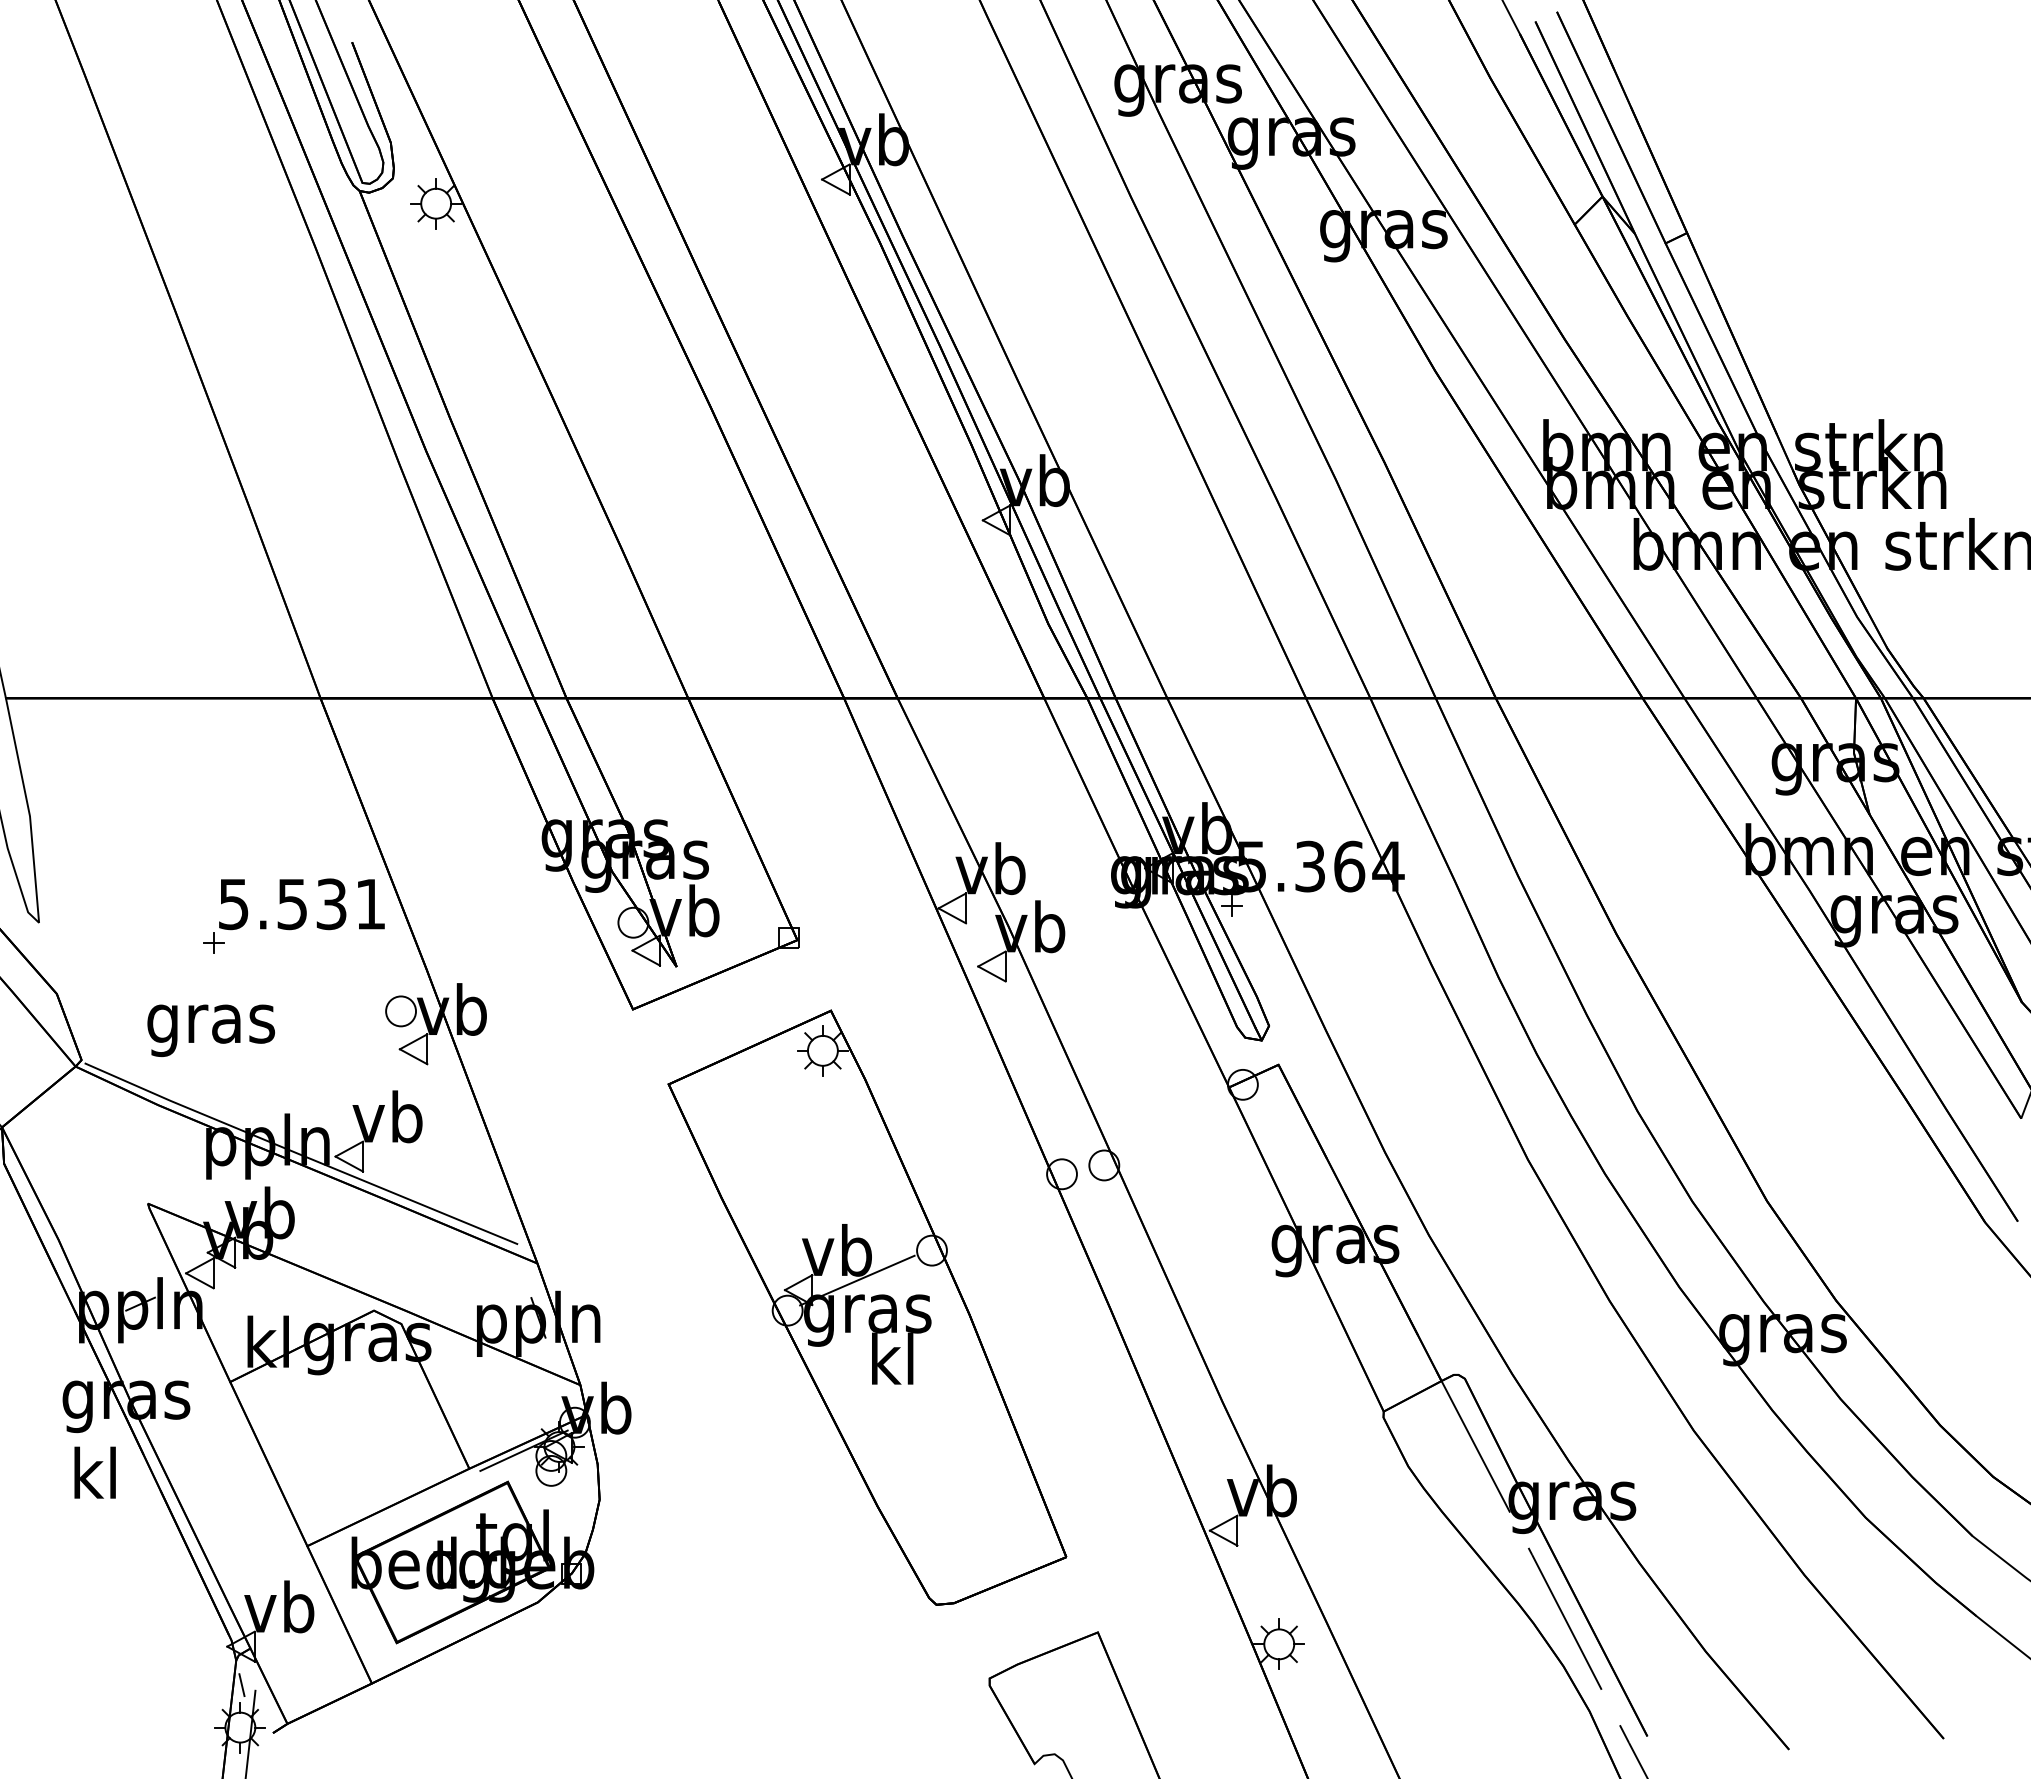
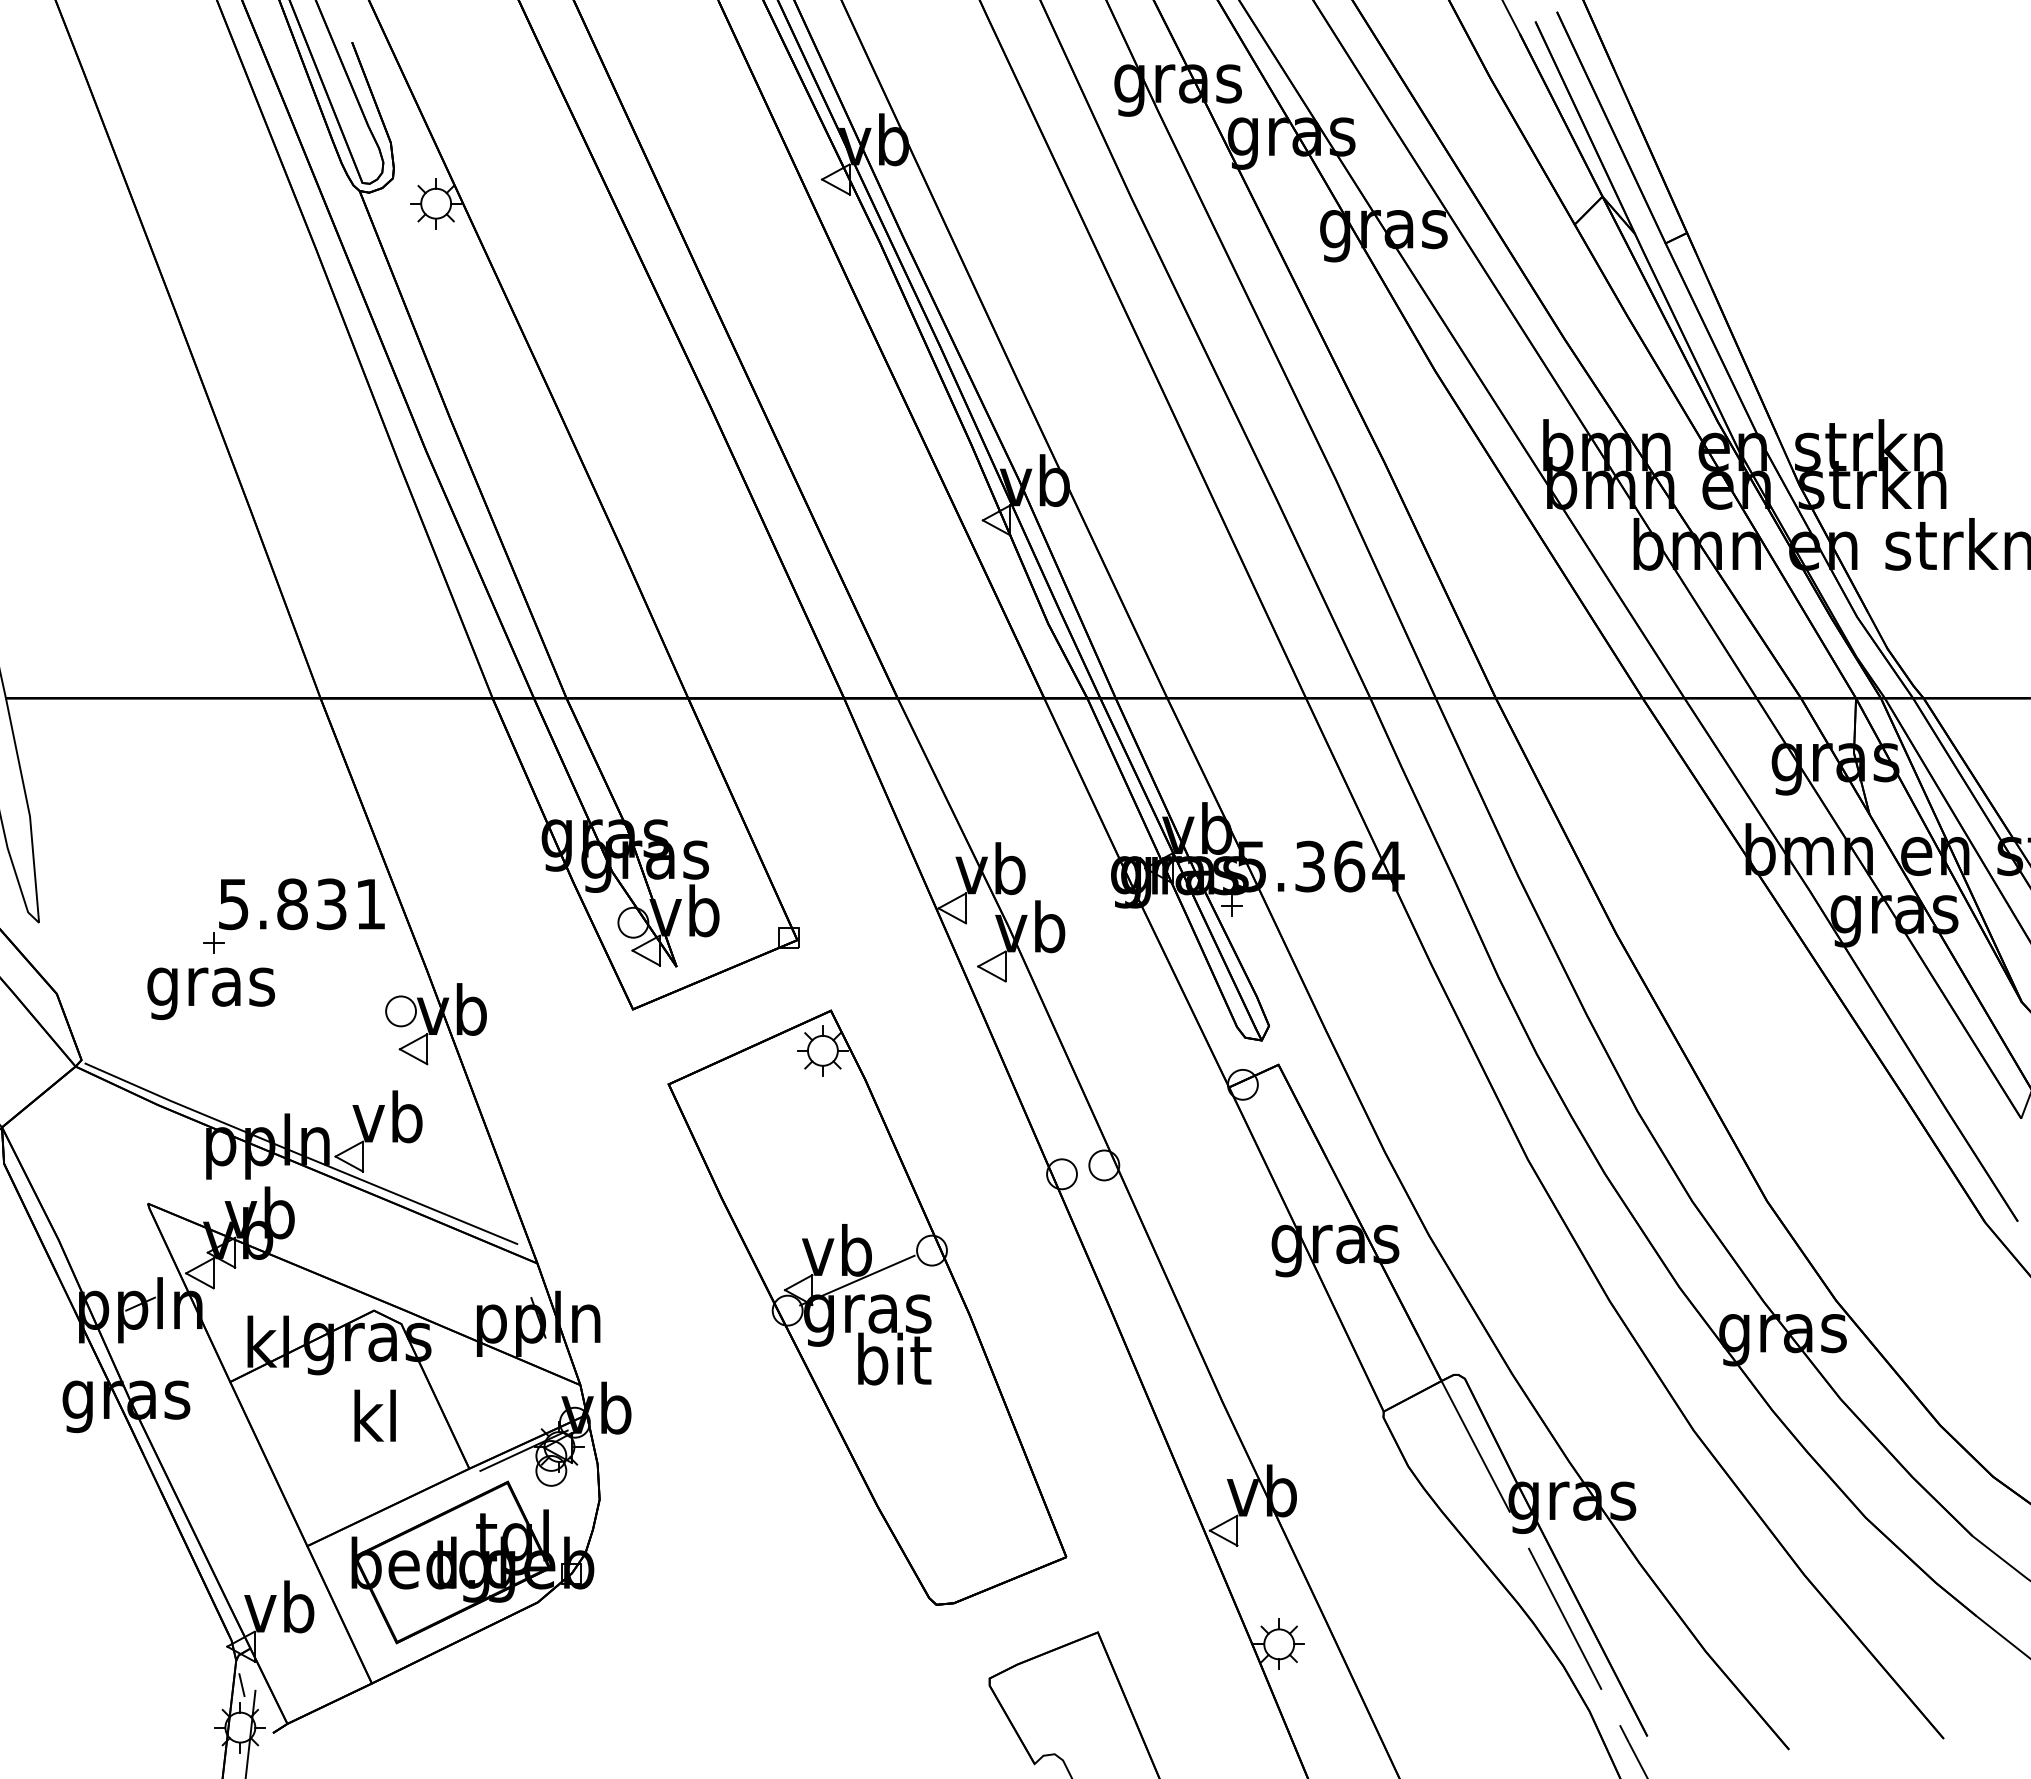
text: 5.531 -> 5.831 (292, 904)
text position: (210, 1030) -> (210, 993) (210, 993)
text: kl -> bit (894, 1358)
text position: (94, 1472) -> (374, 1415) (374, 1415)
